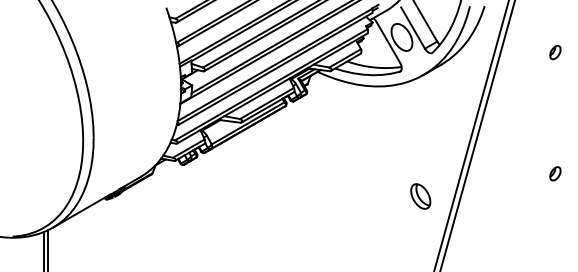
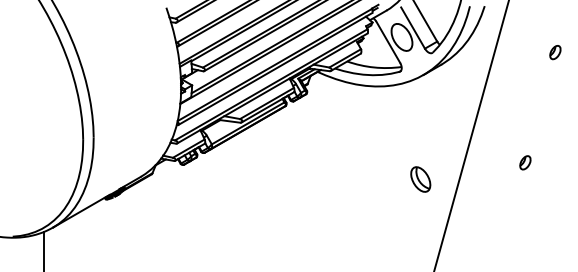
line: present -> none (477, 135)
part position: (555, 173) -> (525, 162) (525, 162)
part position: (420, 196) -> (420, 179) (420, 179)
line: present -> none (47, 249)
